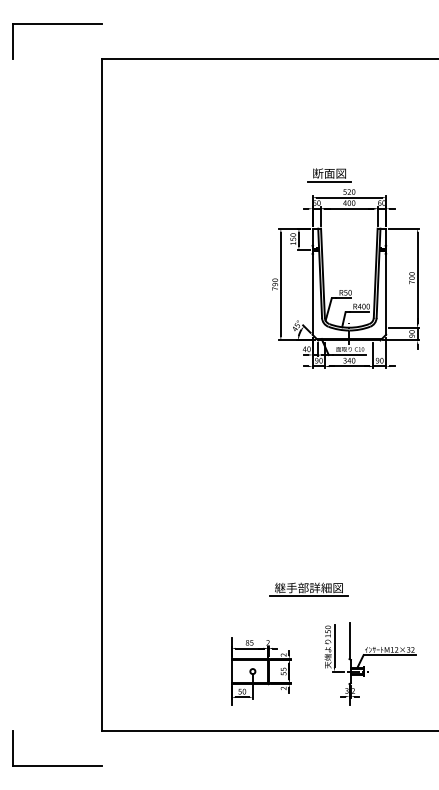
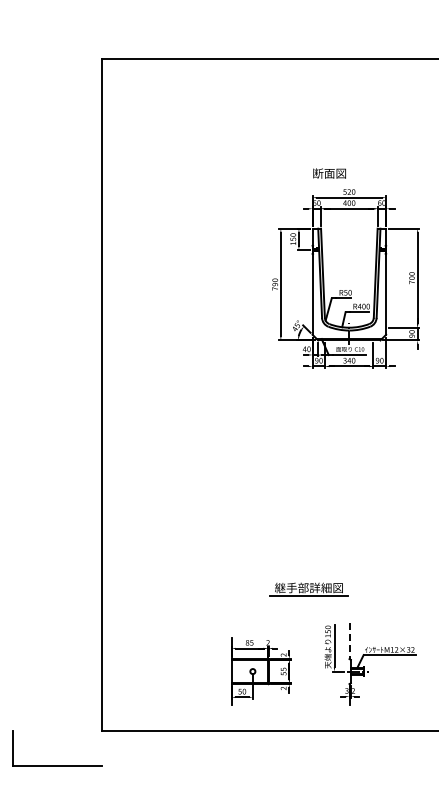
part: present -> none (57, 24)
line: present -> none (329, 181)
line: solid -> dashed (349, 641)
